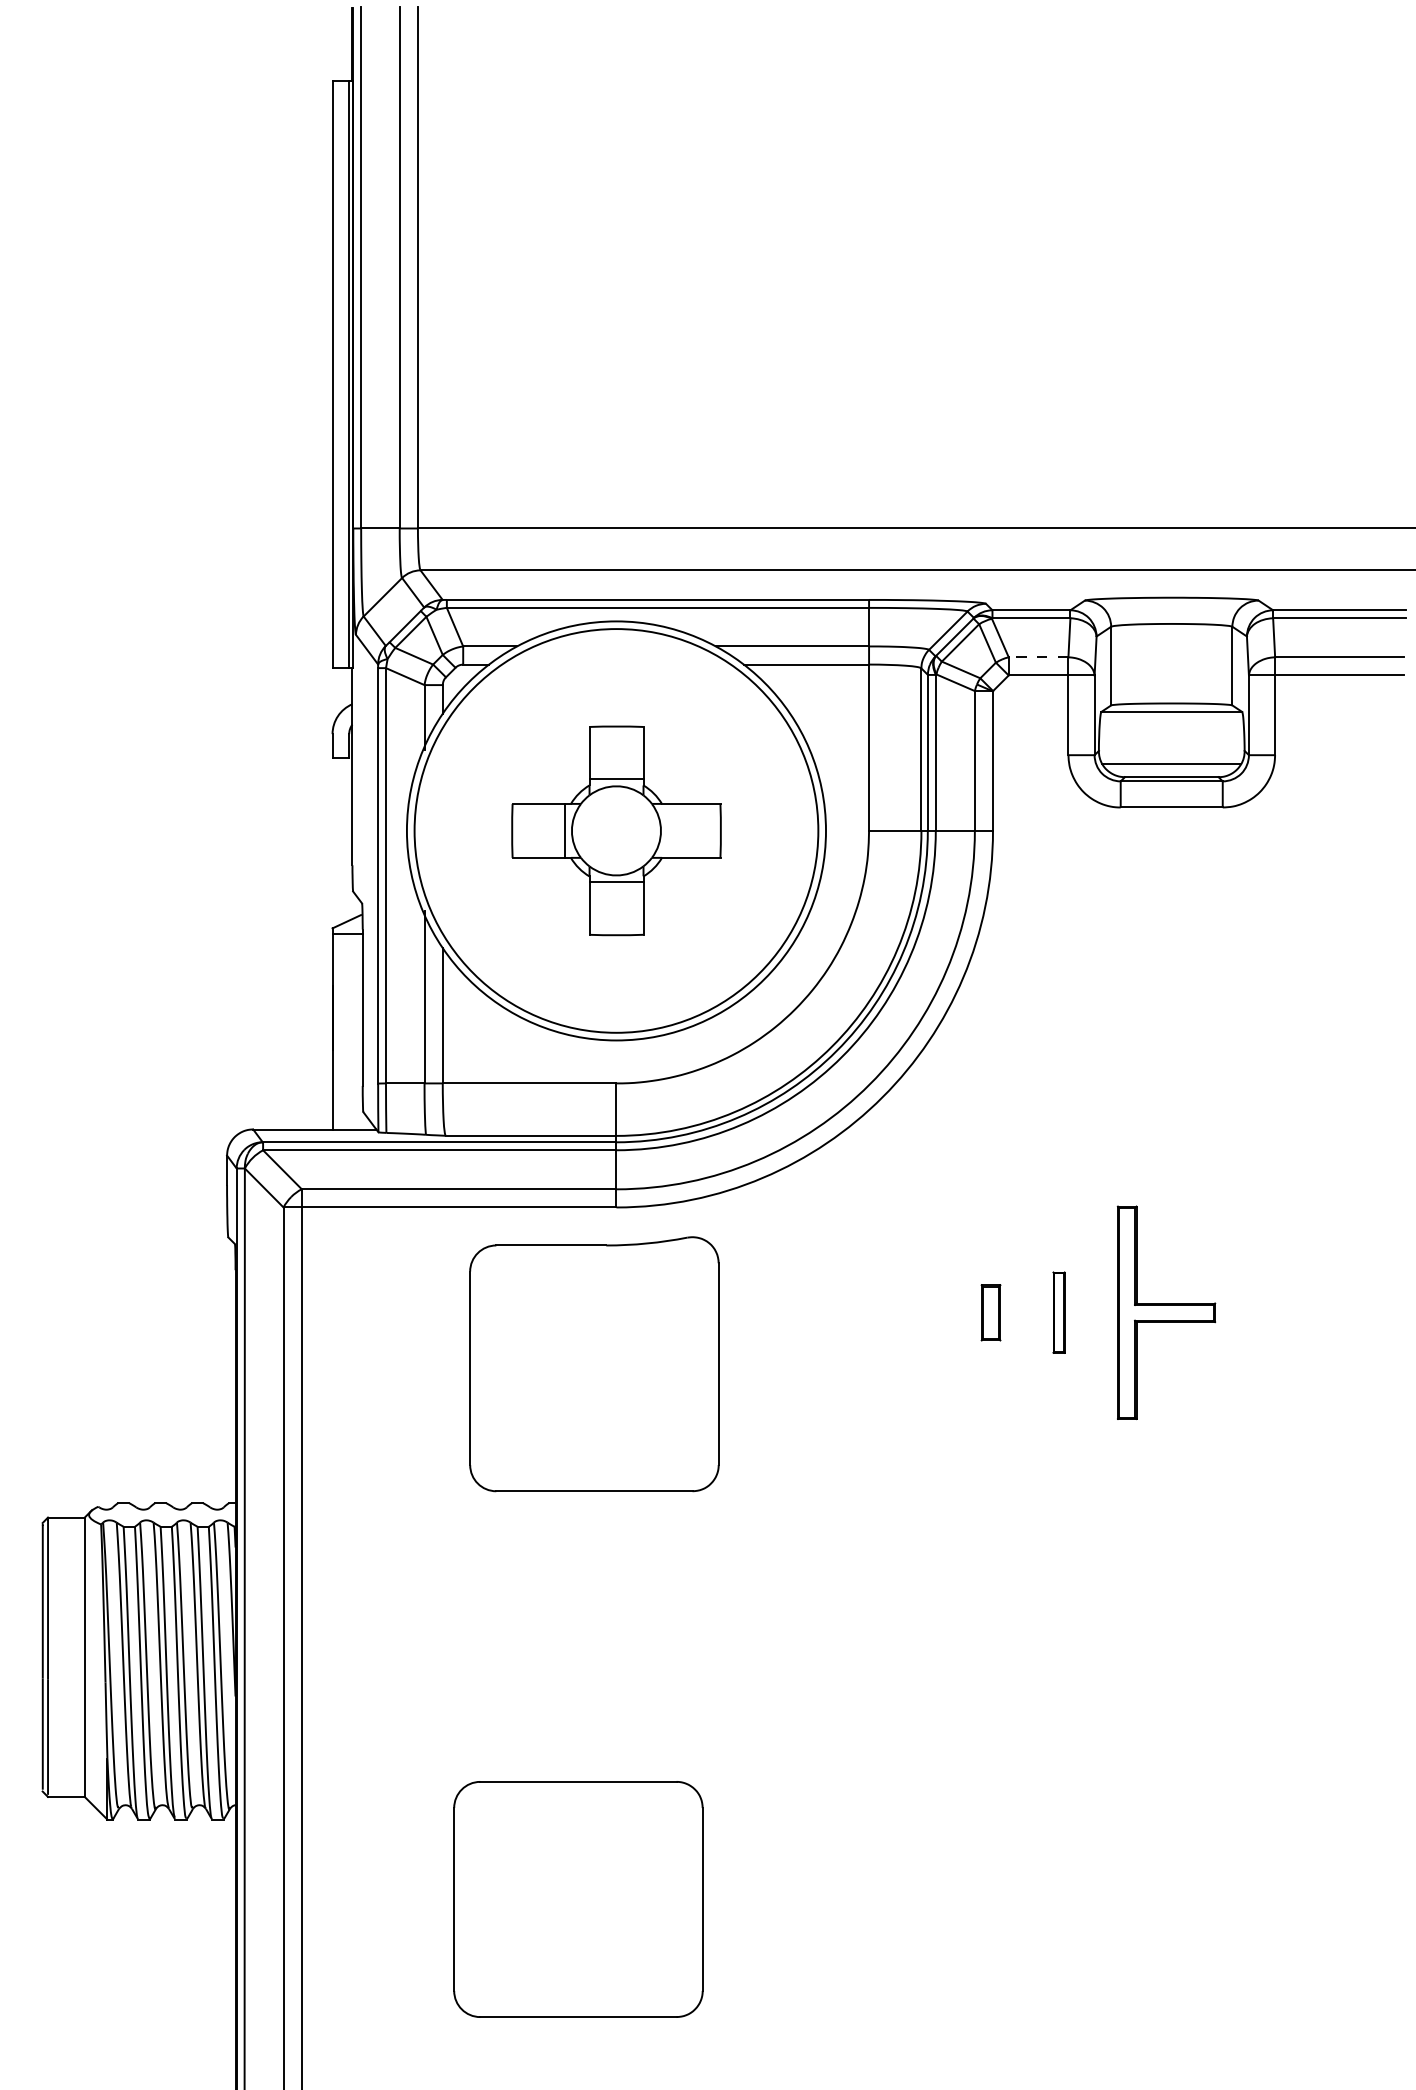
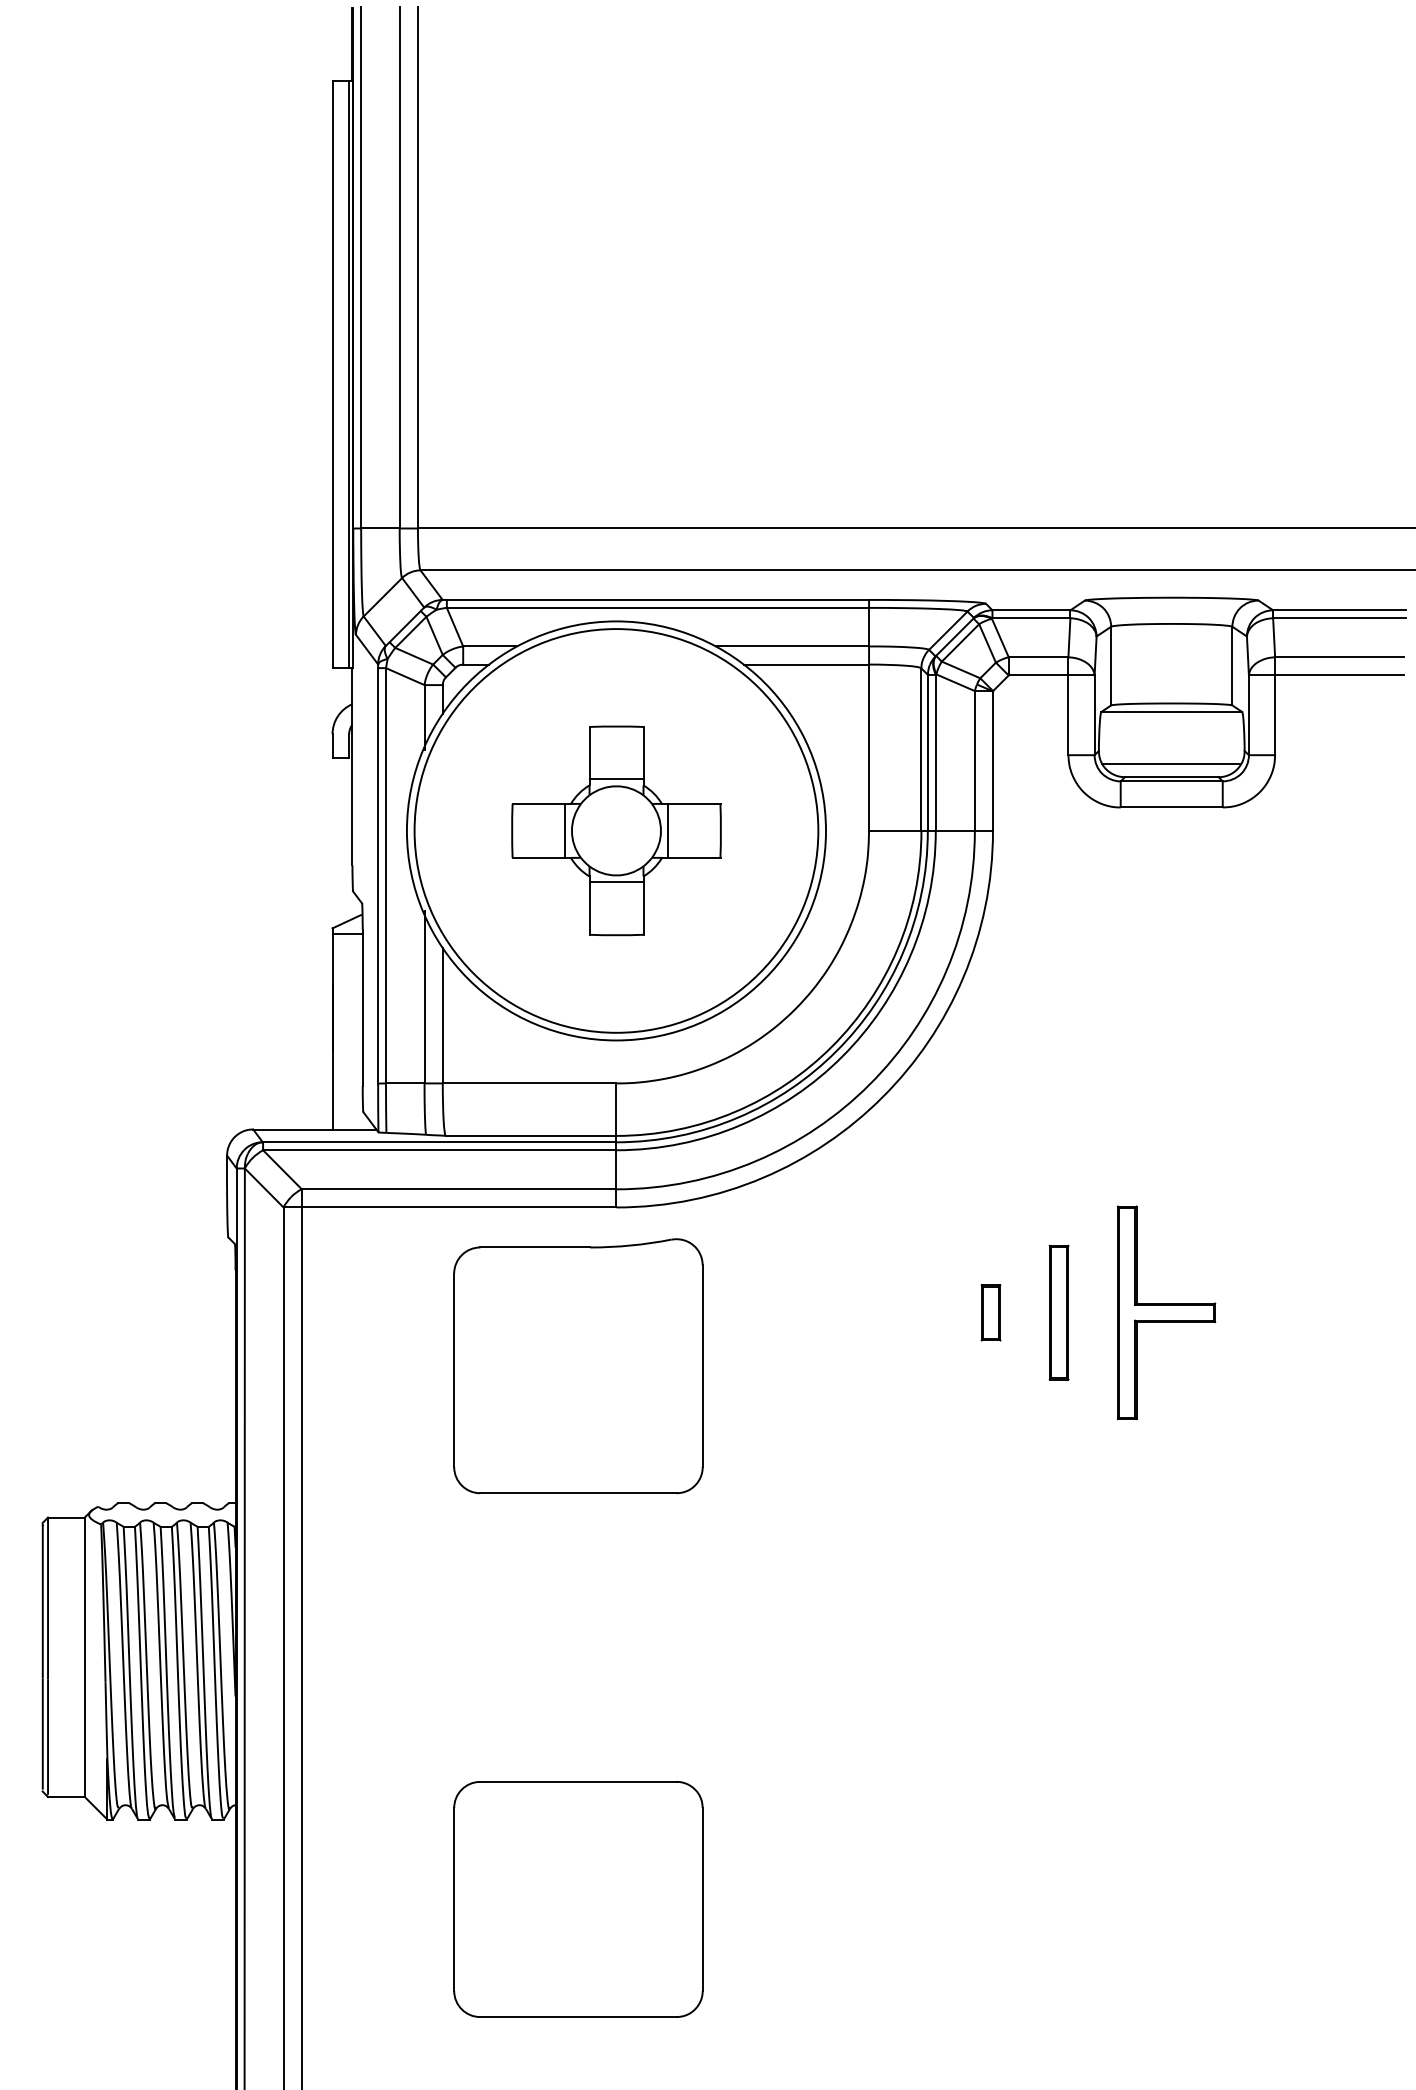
line: dashed -> solid (1038, 657)
line: none -> present (668, 830)
part size: 14x83 px -> 22x137 px (1058, 1312)
part position: (594, 1364) -> (578, 1366) (578, 1366)
